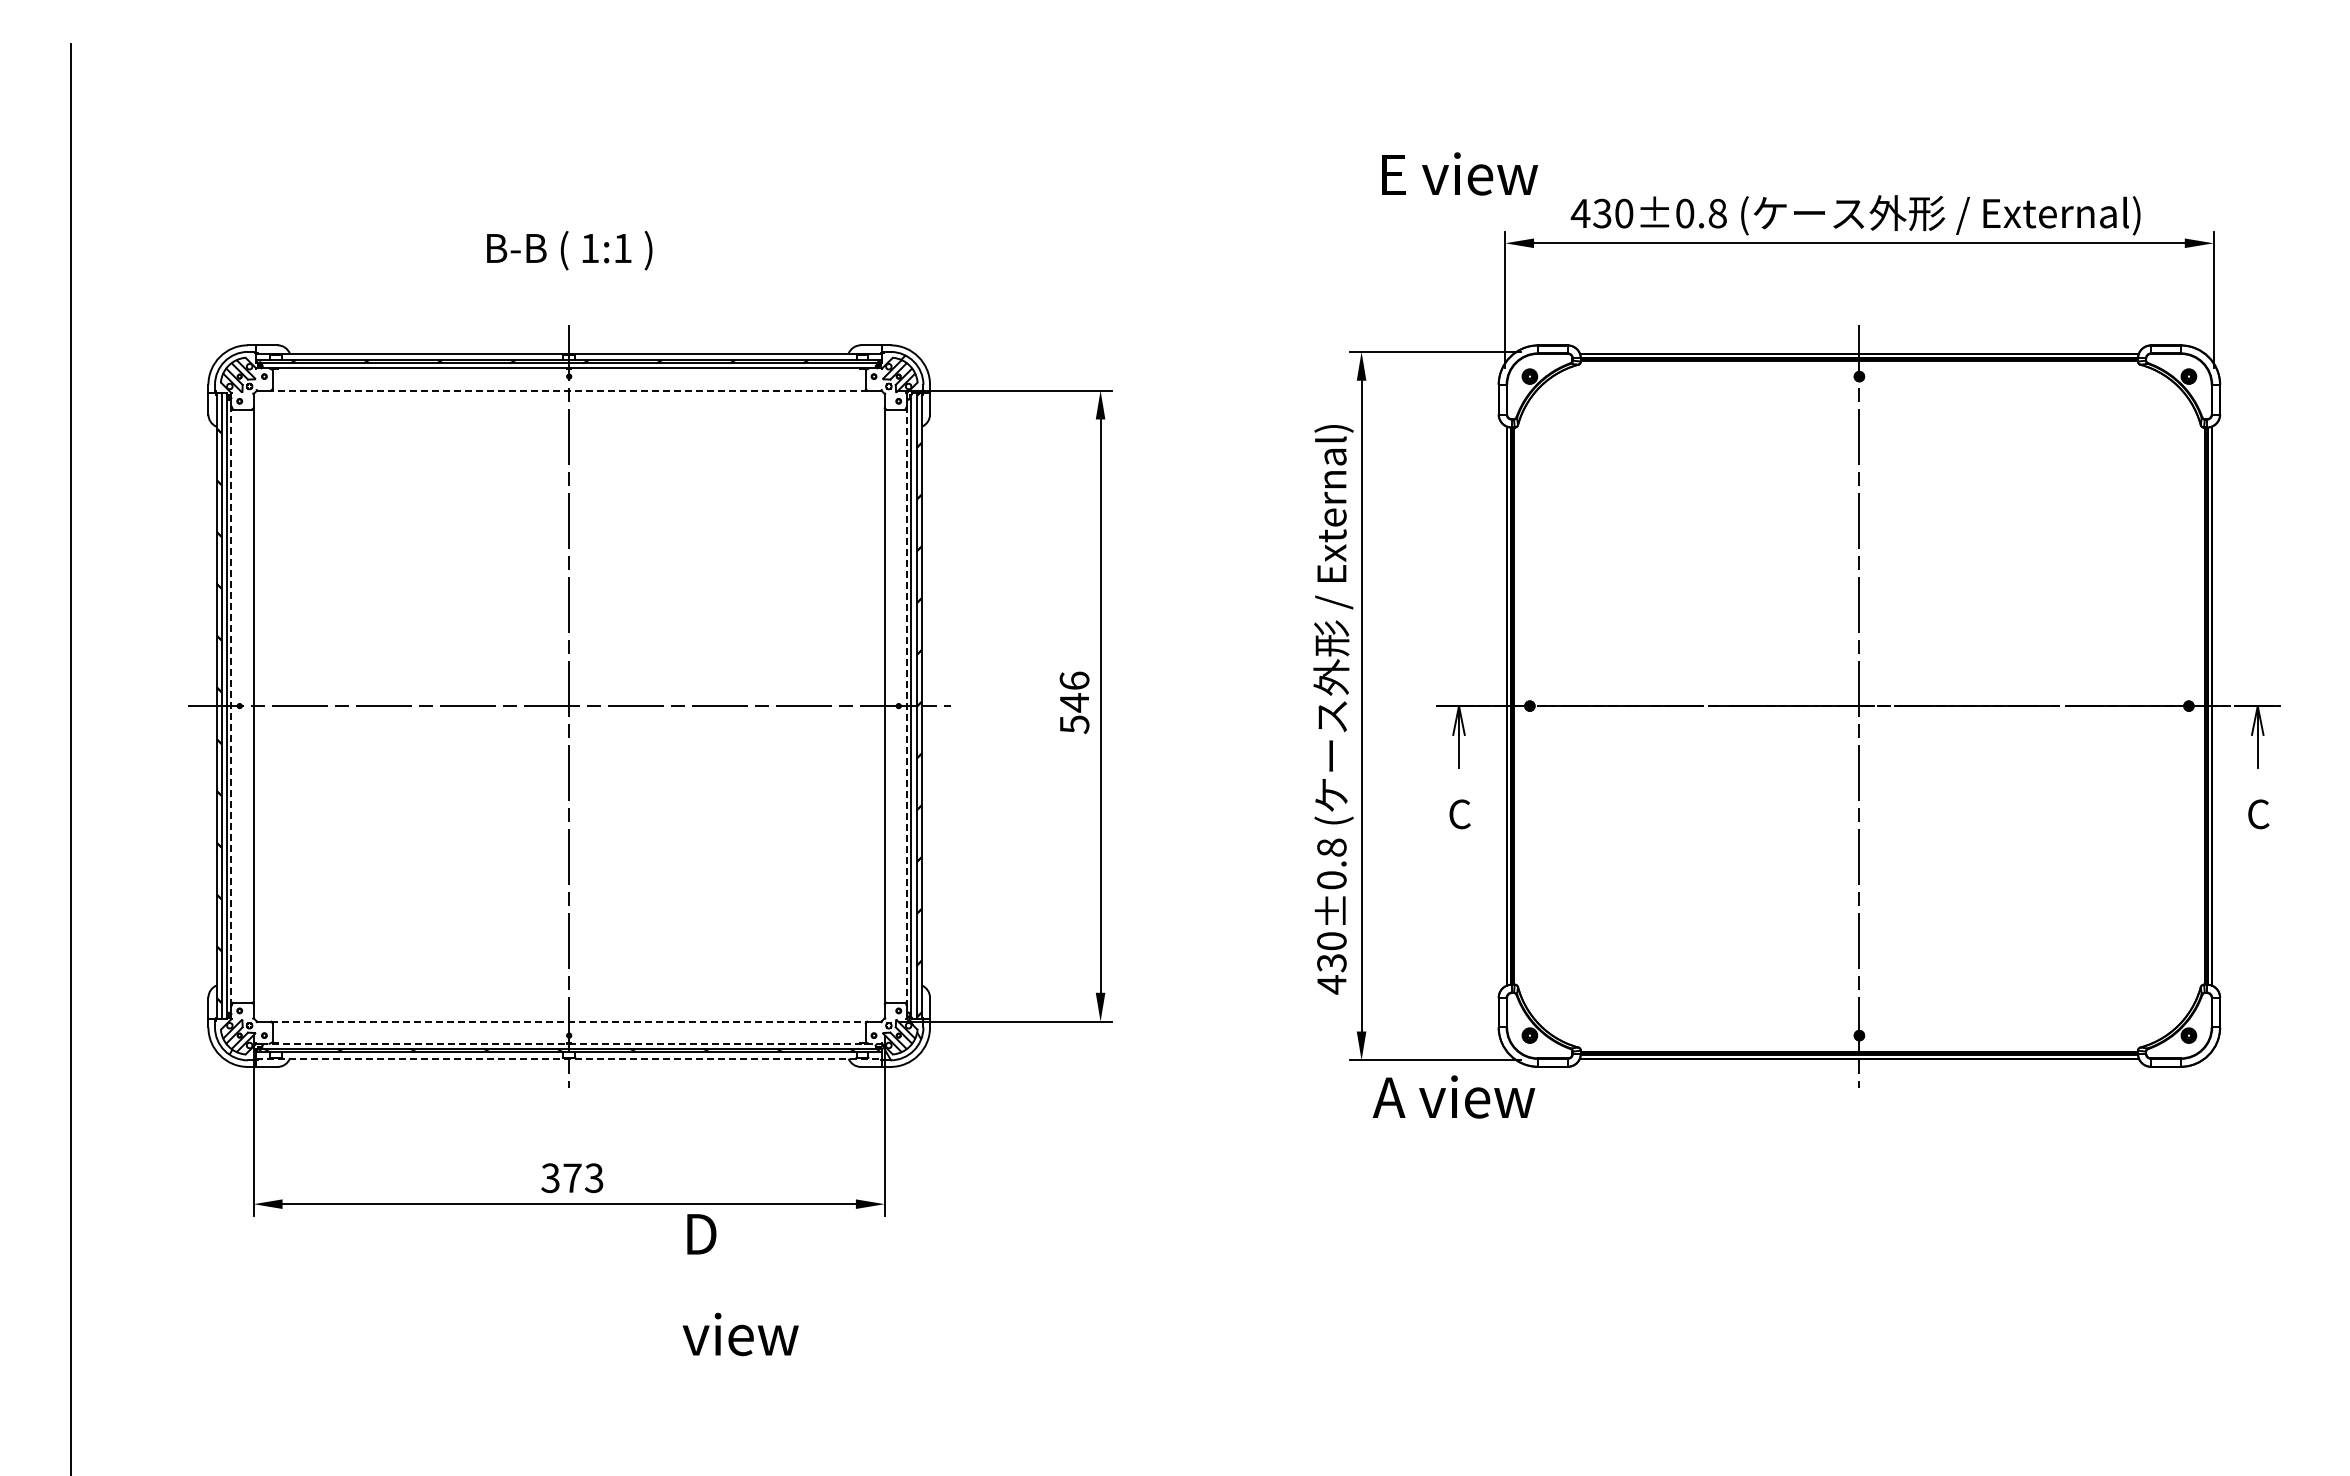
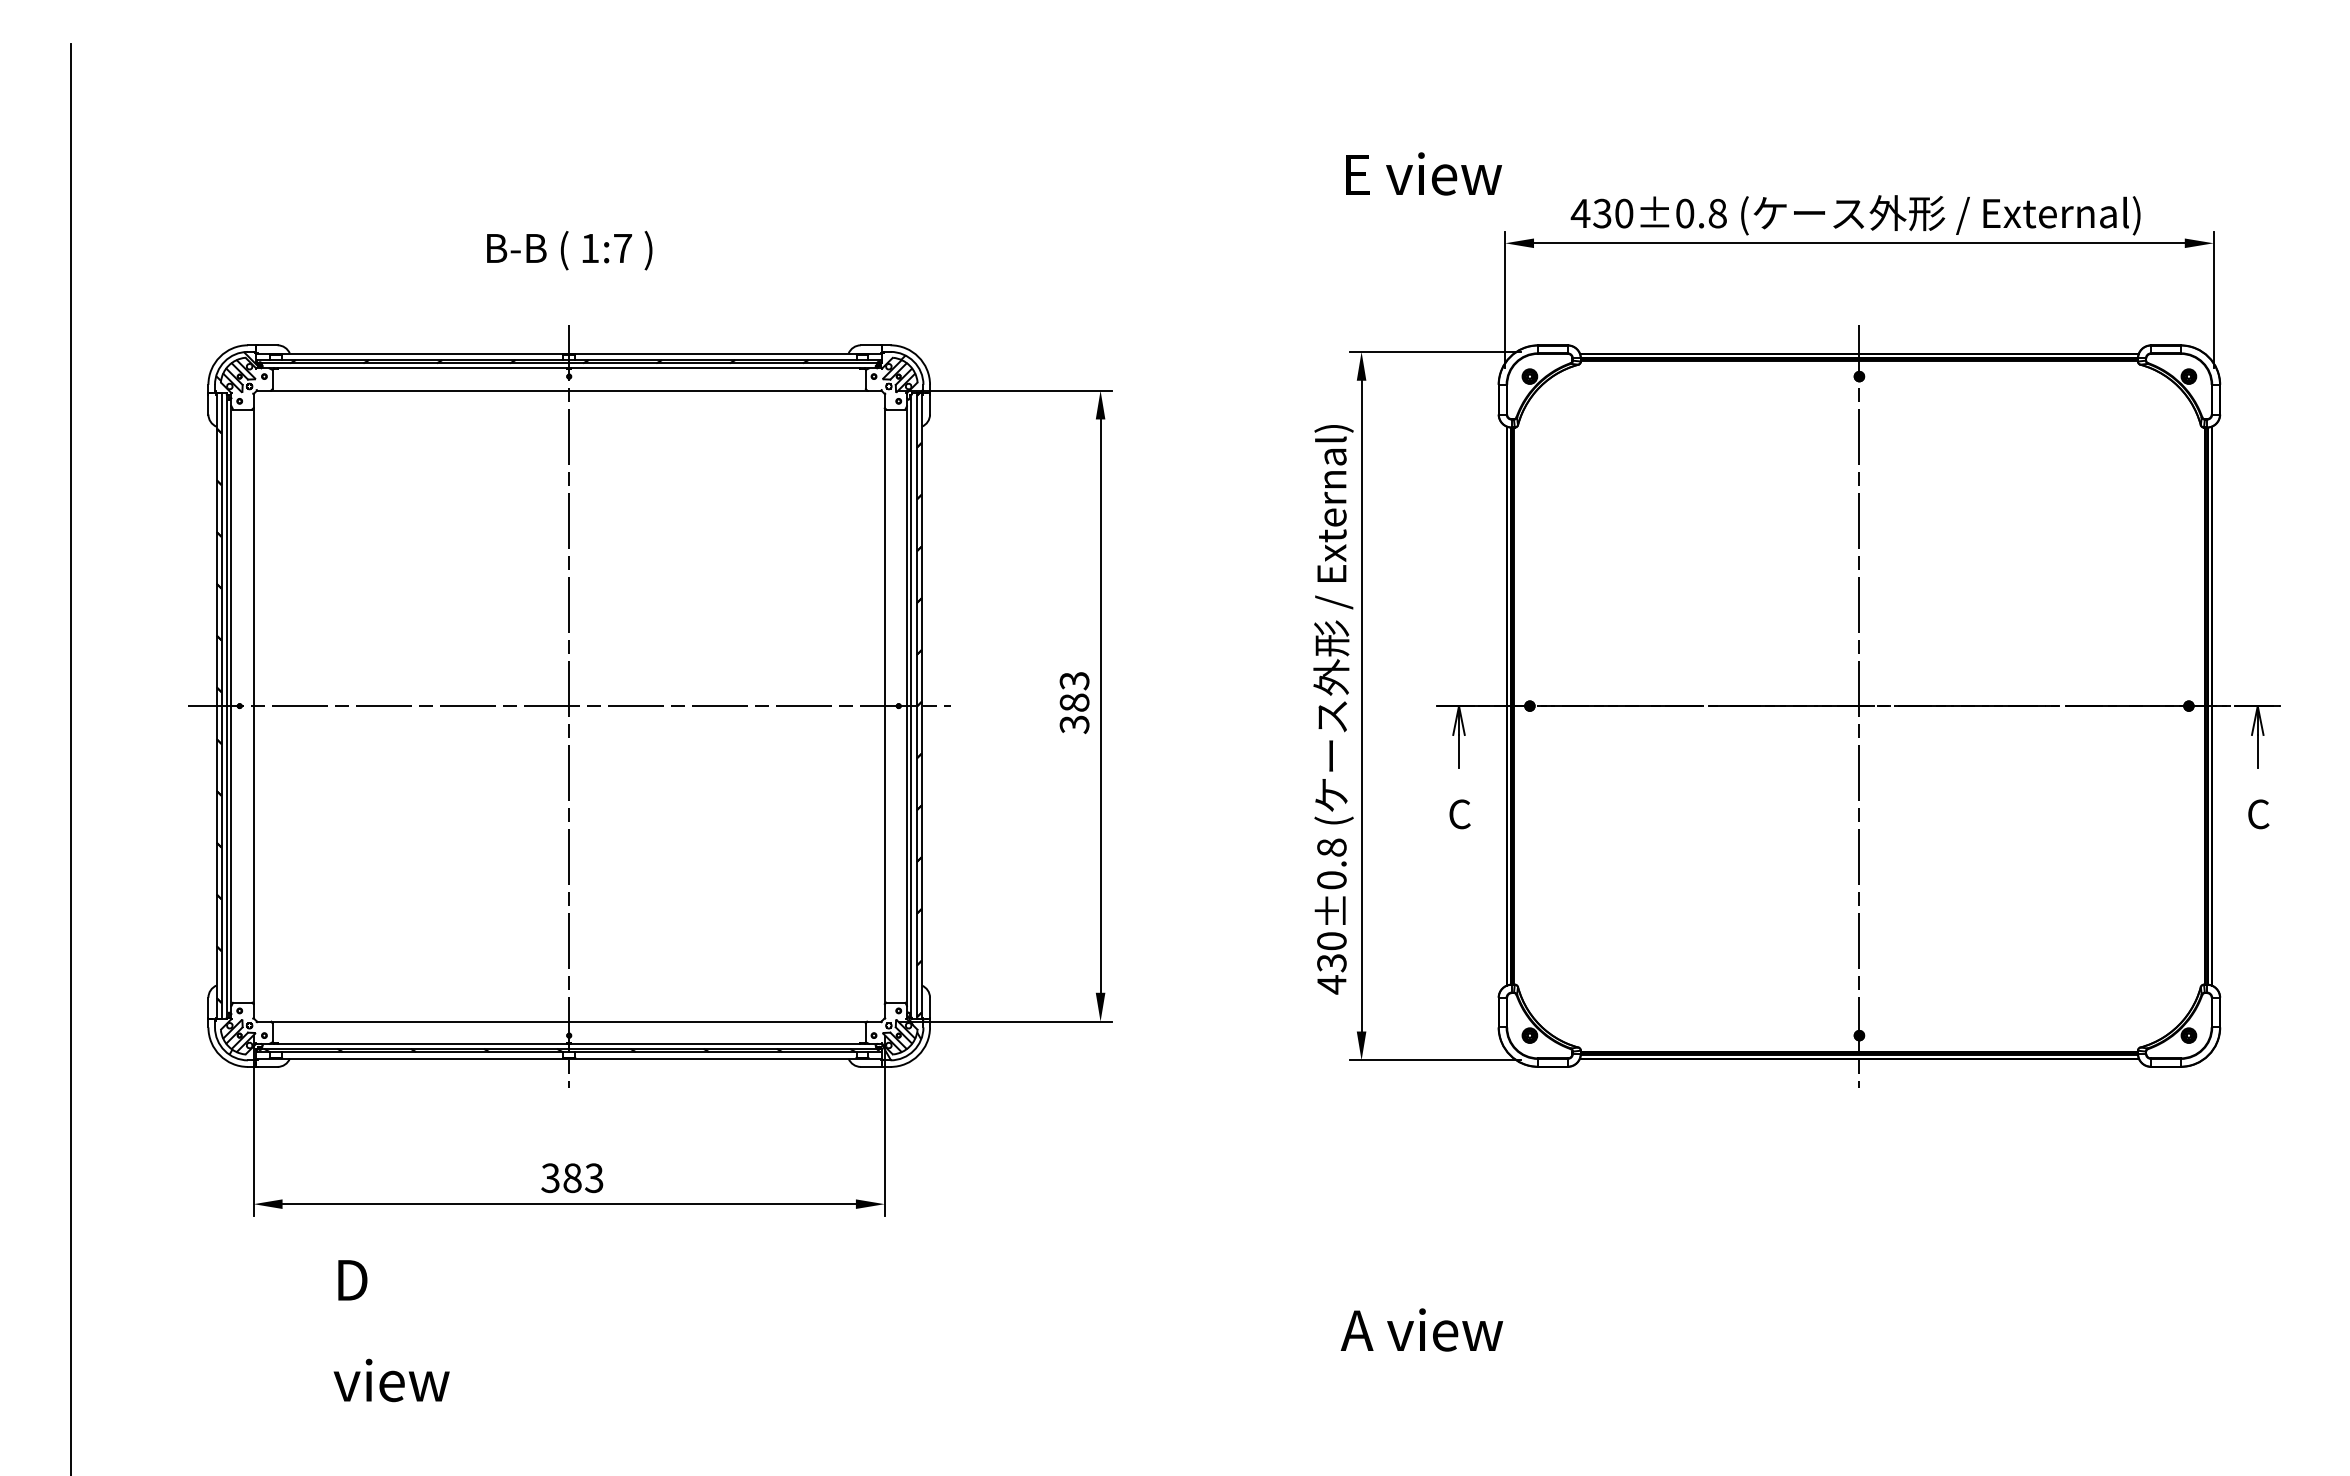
text position: (1460, 173) -> (1424, 173) (1424, 173)
text: 1:1 -> 1:7 (623, 248)
hatch: none -> present (238, 366)
line: dashed -> solid (568, 390)
text: 546 -> 383 (1074, 702)
line: dashed -> solid (231, 706)
line: dashed -> solid (906, 706)
line: dashed -> solid (569, 1021)
line: dashed -> solid (569, 1043)
line: dashed -> solid (569, 1058)
text position: (1453, 1096) -> (1421, 1329) (1421, 1329)
text: 373 -> 383 (572, 1178)
text position: (740, 1285) -> (391, 1331) (391, 1331)
